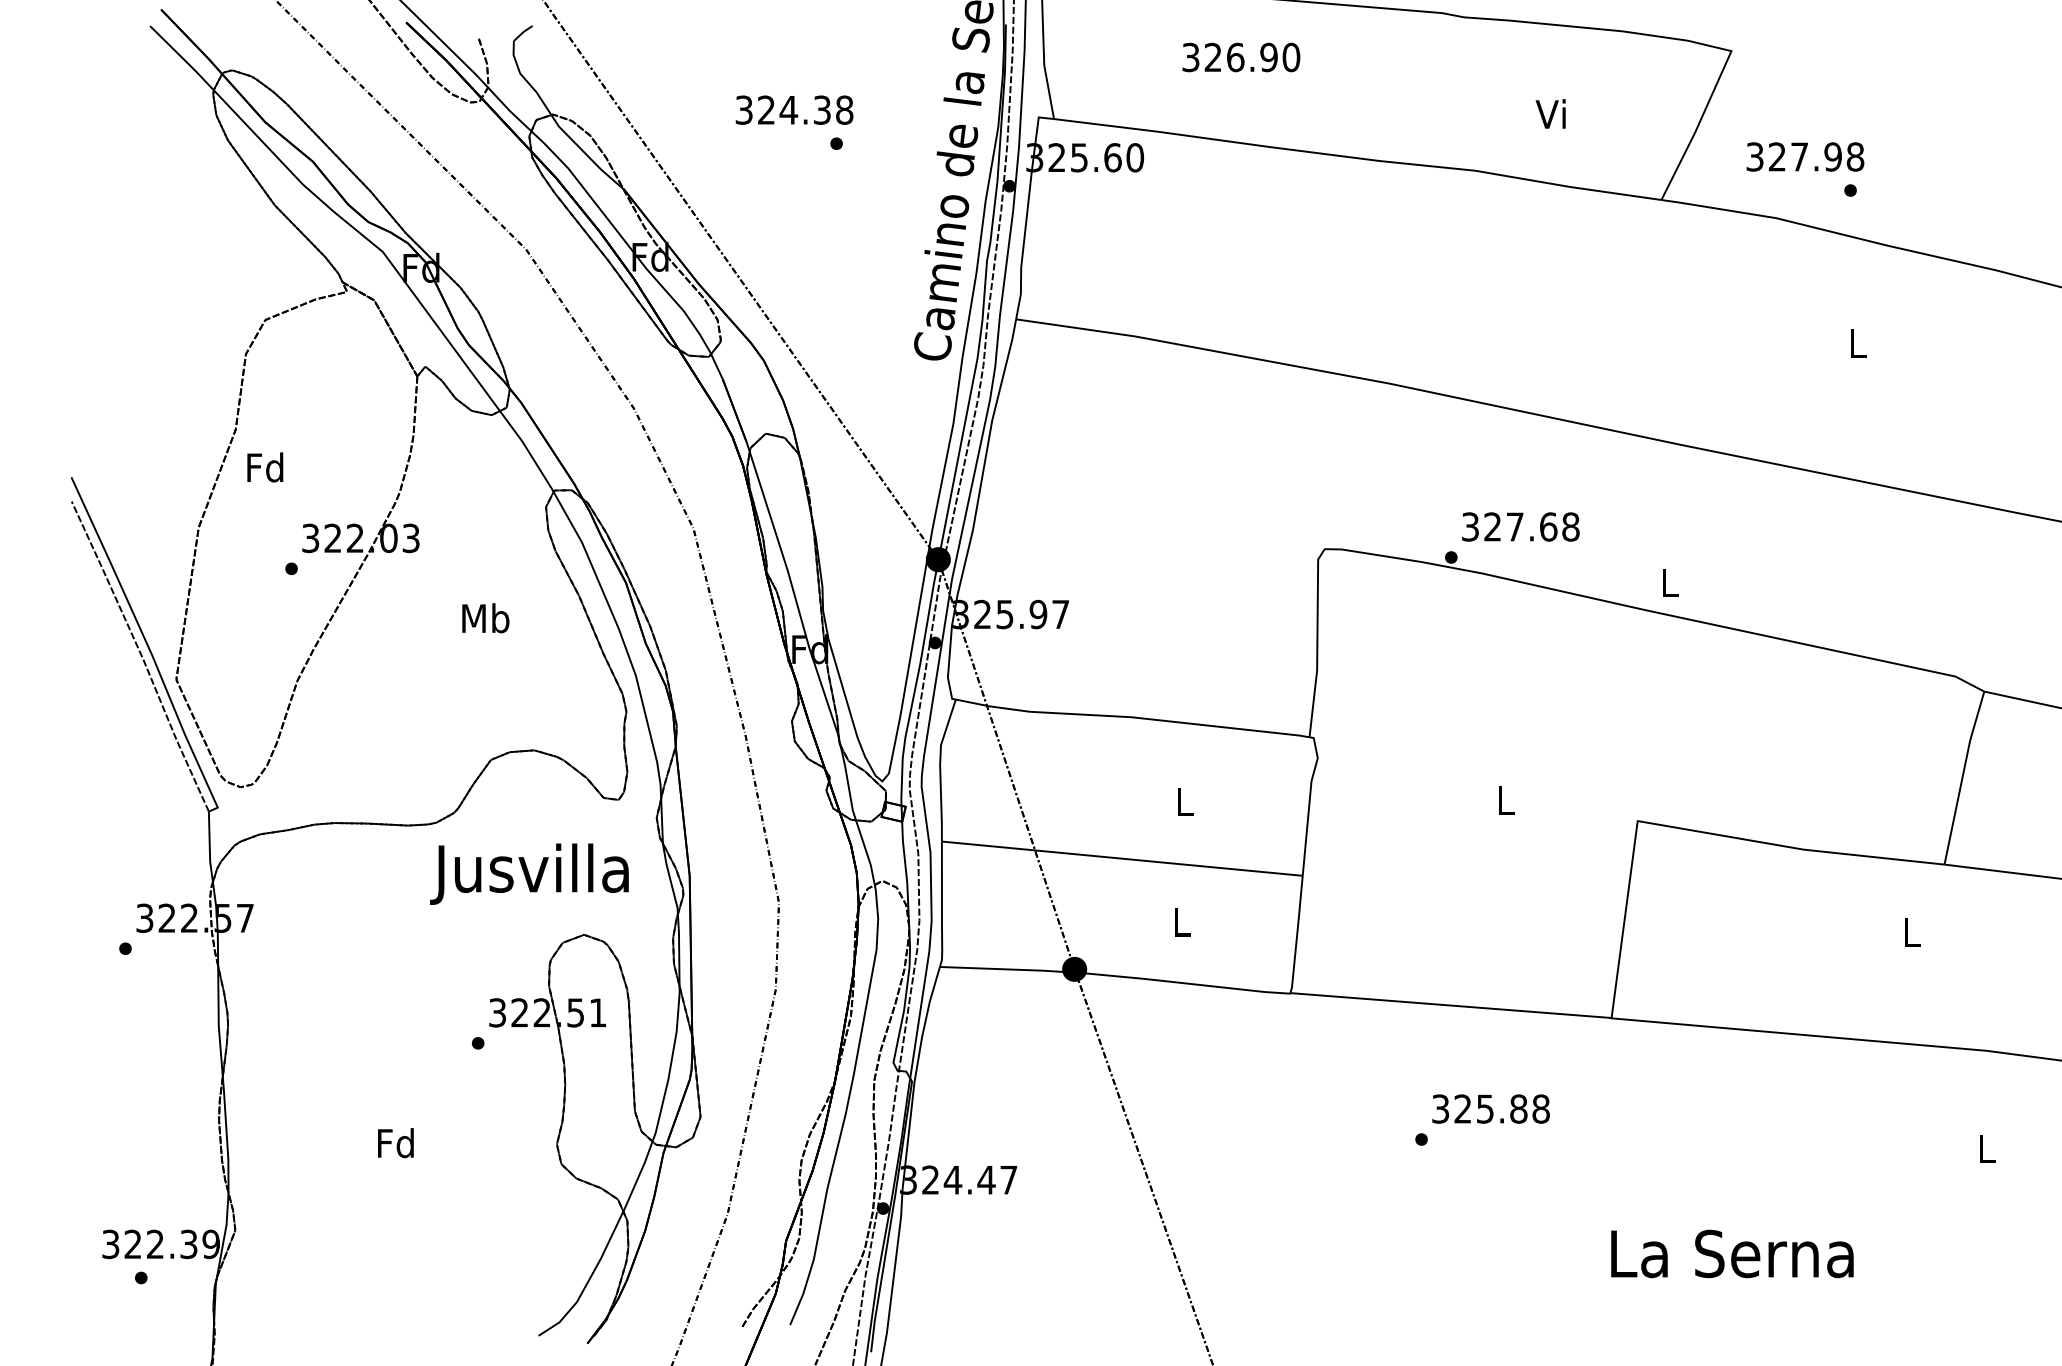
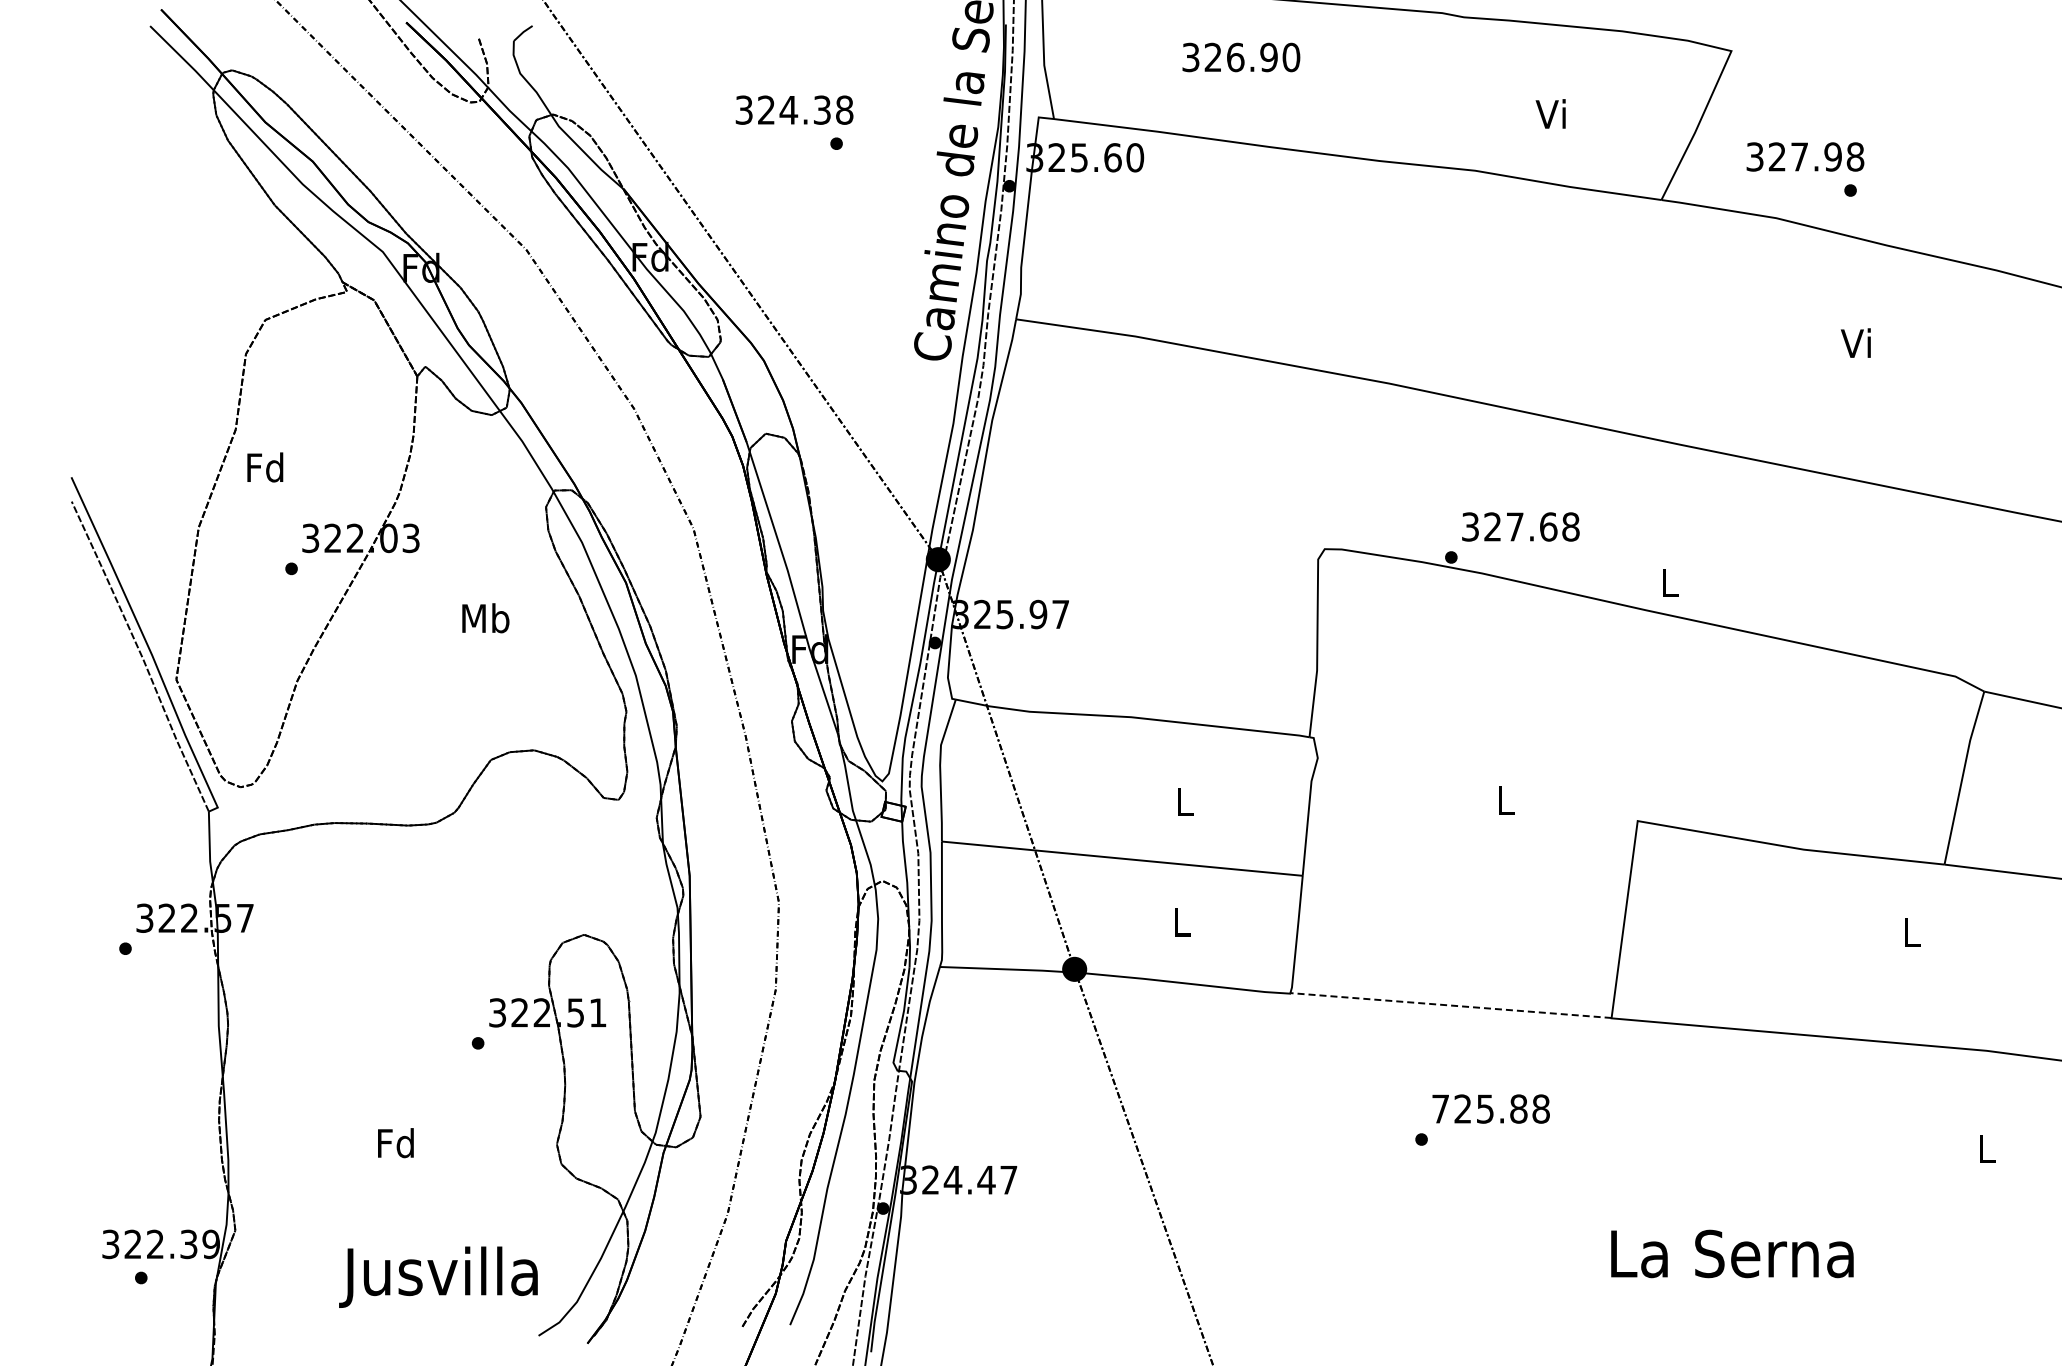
text: L -> Vi (1855, 342)
text position: (529, 873) -> (438, 1276) (438, 1276)
line: solid -> dashed (1450, 1005)
text: 325.88 -> 725.88 (1440, 1108)
